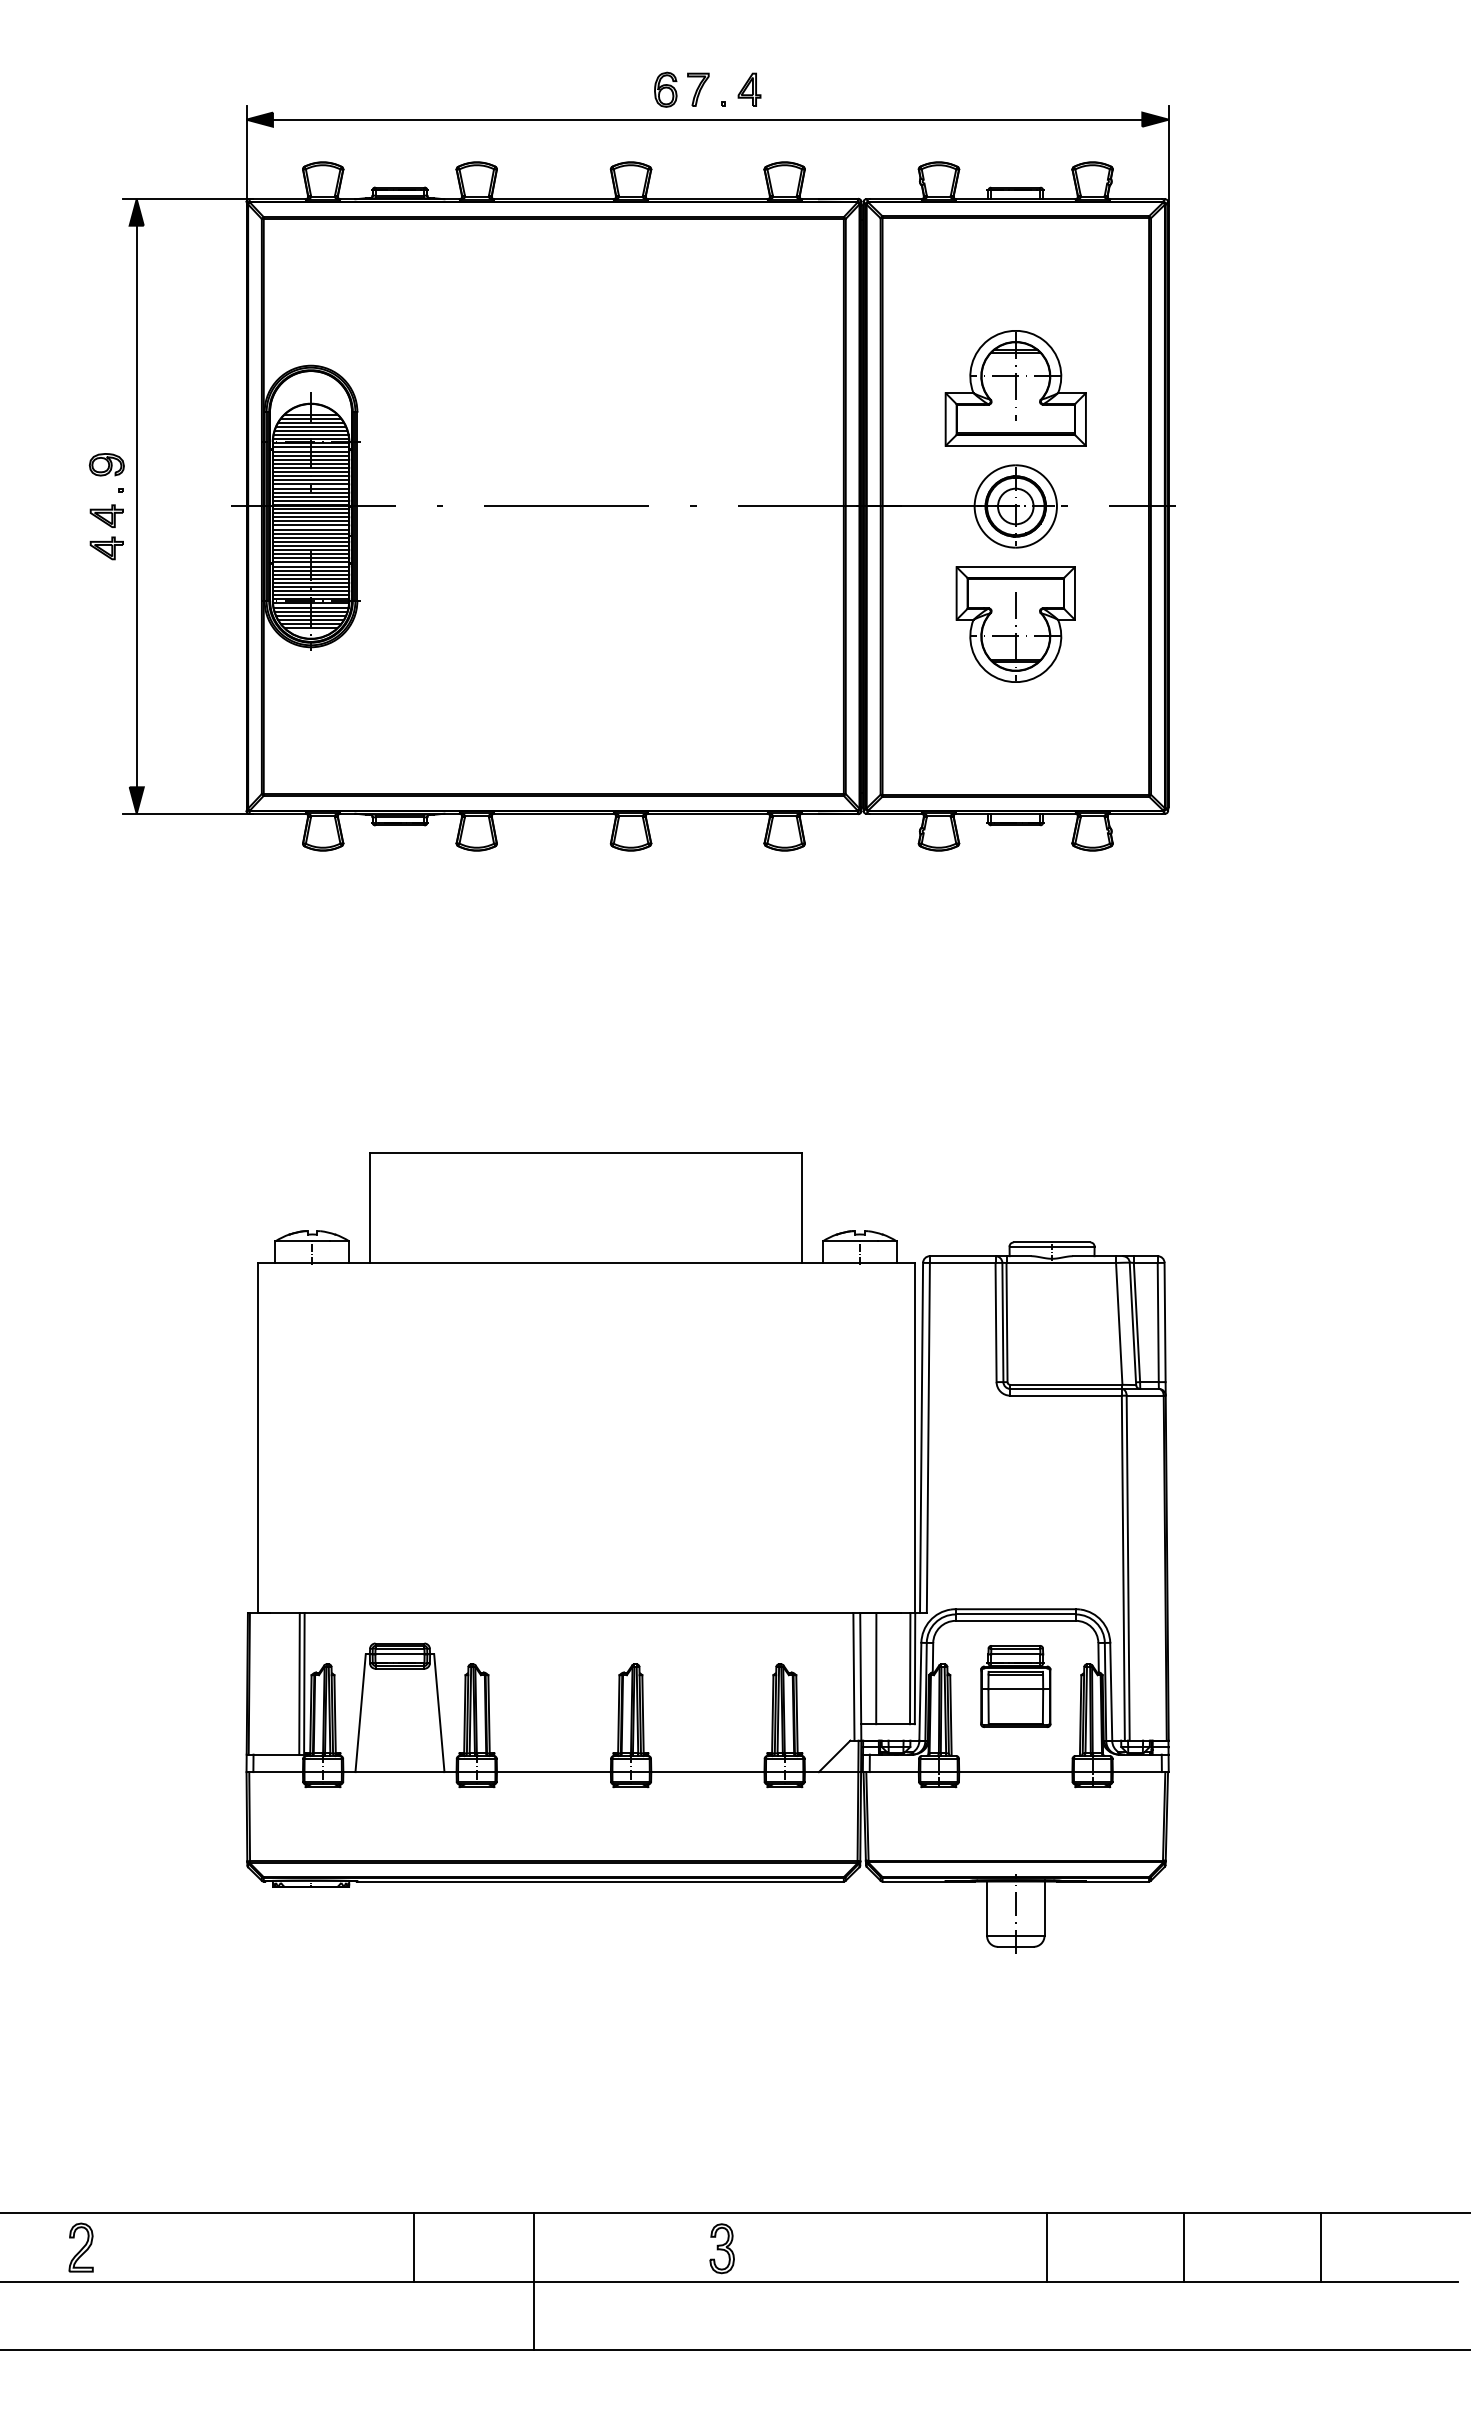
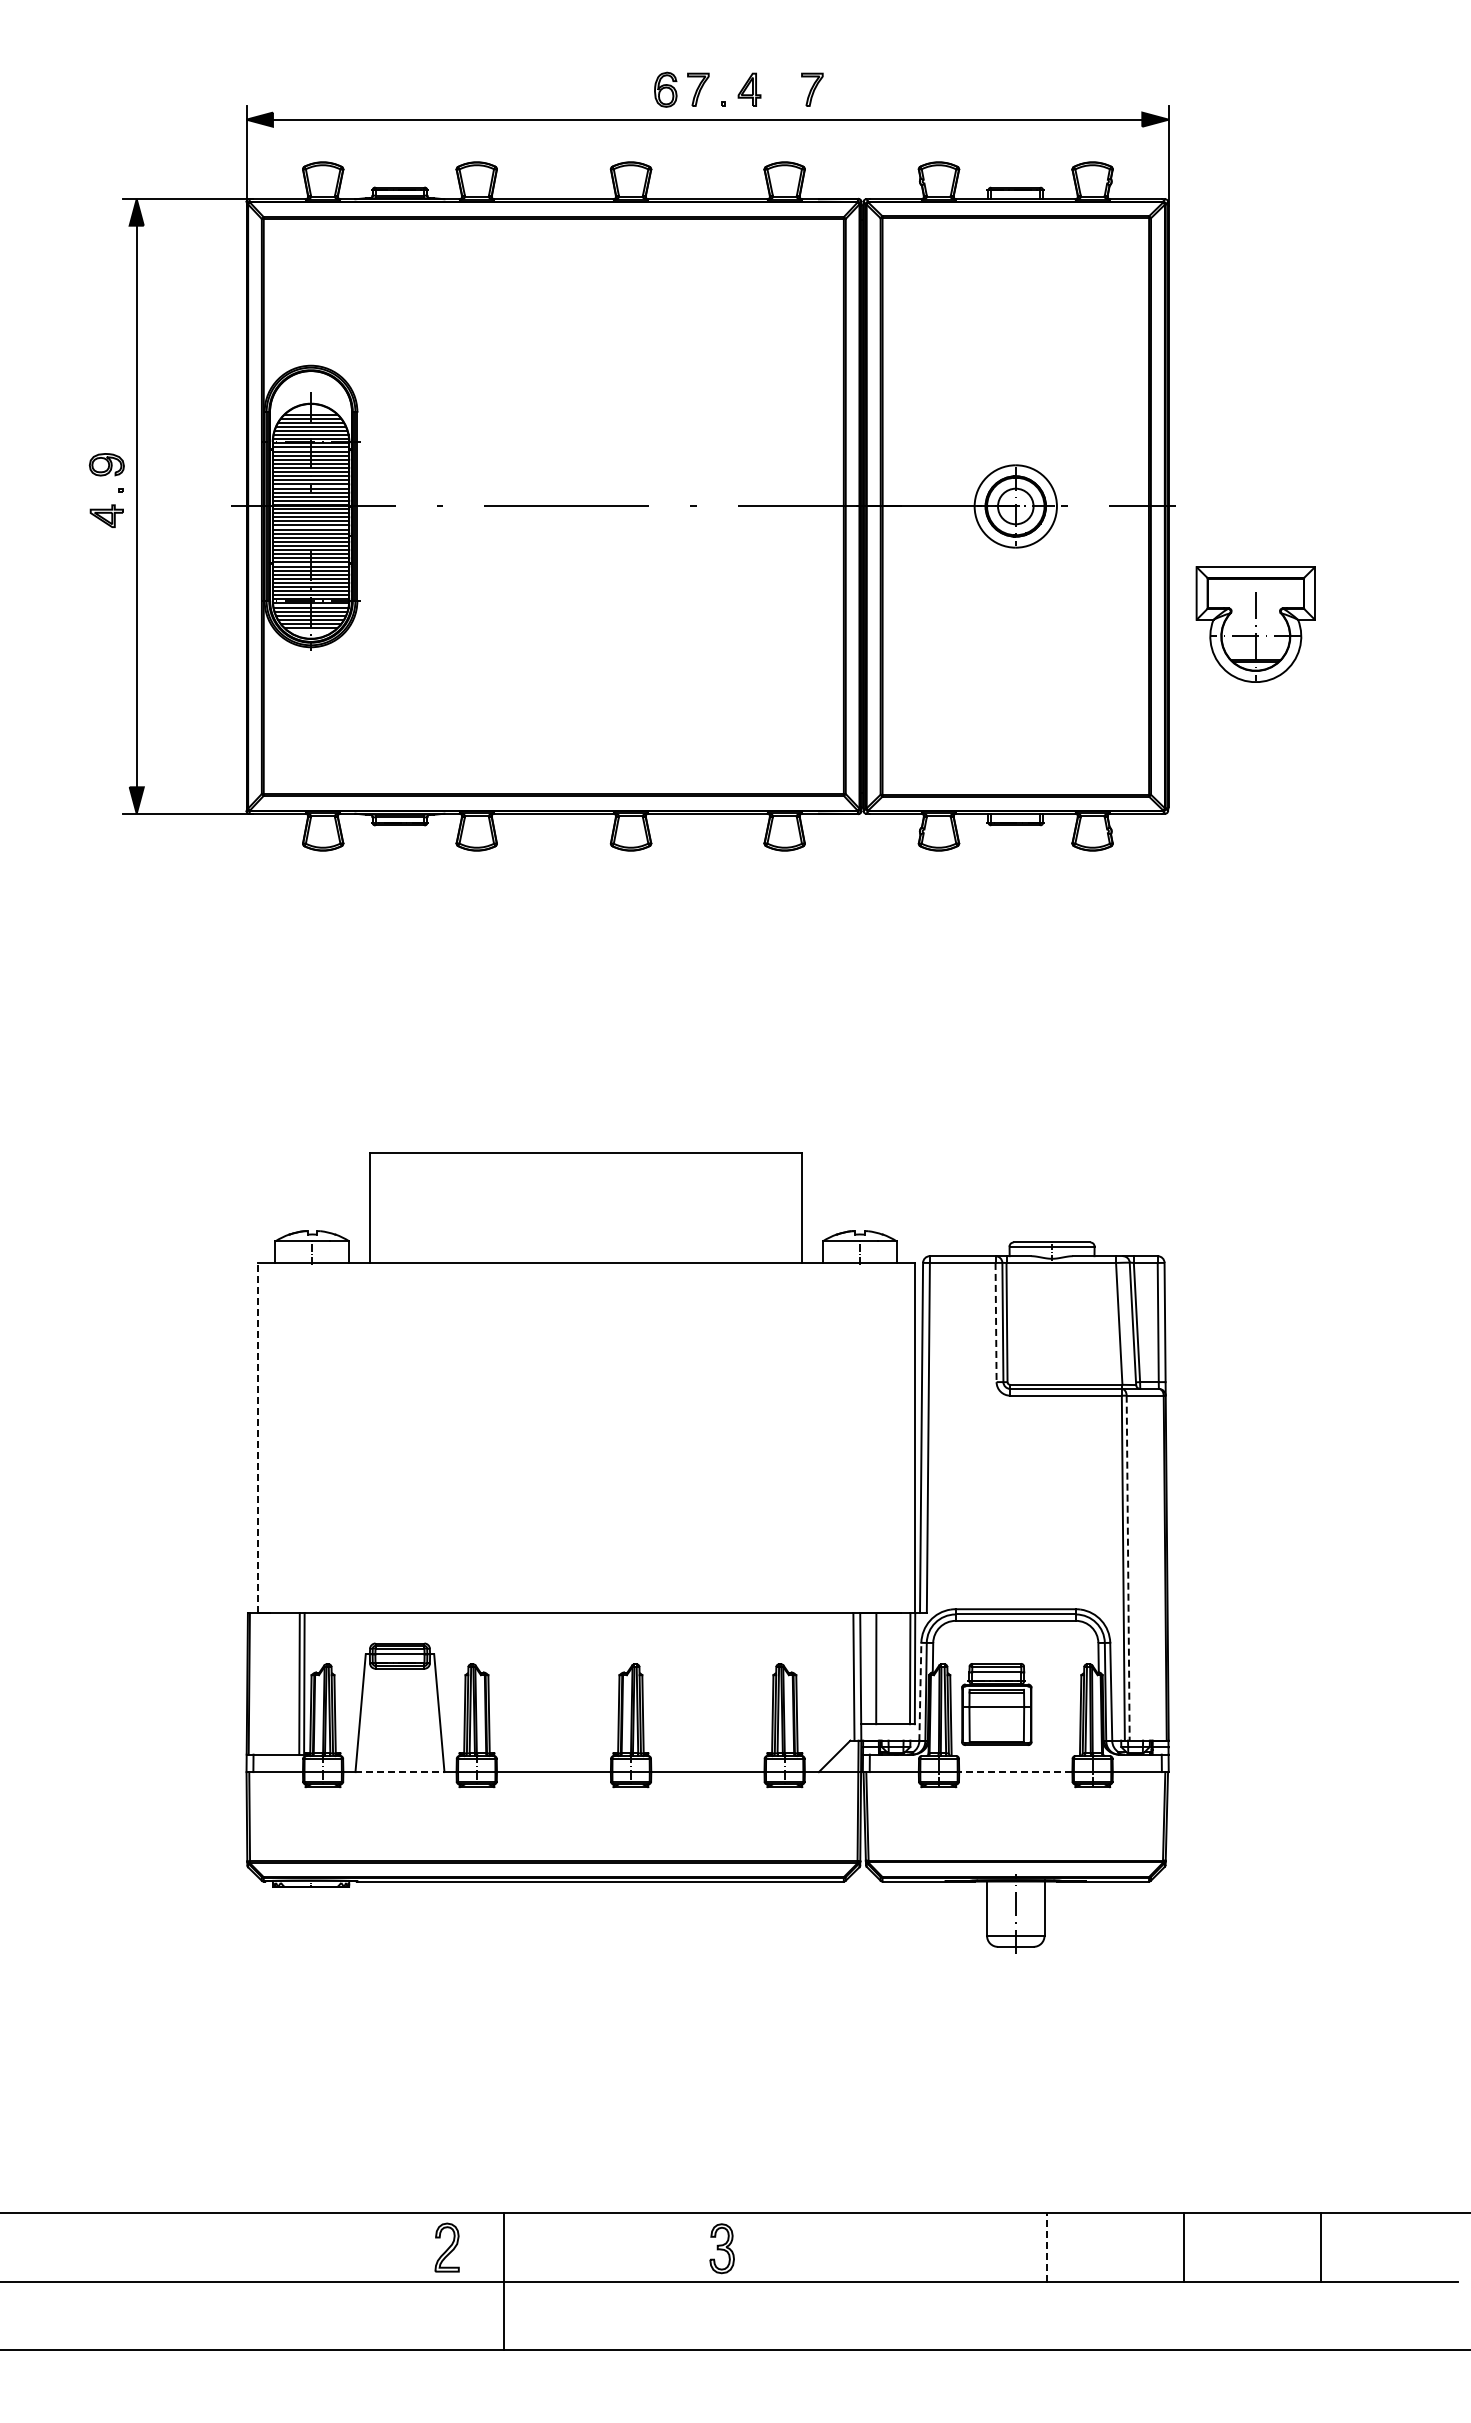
part: none -> present (812, 89)
part: present -> none (1015, 388)
part: present -> none (106, 548)
part position: (1015, 624) -> (1255, 624) (1255, 624)
line: solid -> dashed (996, 1322)
line: solid -> dashed (257, 1437)
line: solid -> dashed (1128, 1568)
part position: (1015, 1686) -> (996, 1704) (996, 1704)
line: solid -> dashed (920, 1691)
line: solid -> dashed (399, 1772)
line: solid -> dashed (1015, 1772)
part position: (80, 2247) -> (446, 2247) (446, 2247)
line: present -> none (414, 2247)
line: solid -> dashed (1047, 2247)
line position: (534, 2281) -> (504, 2281) (504, 2281)
